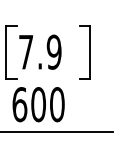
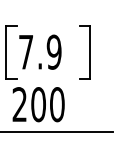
text: 600 -> 200 (19, 104)
